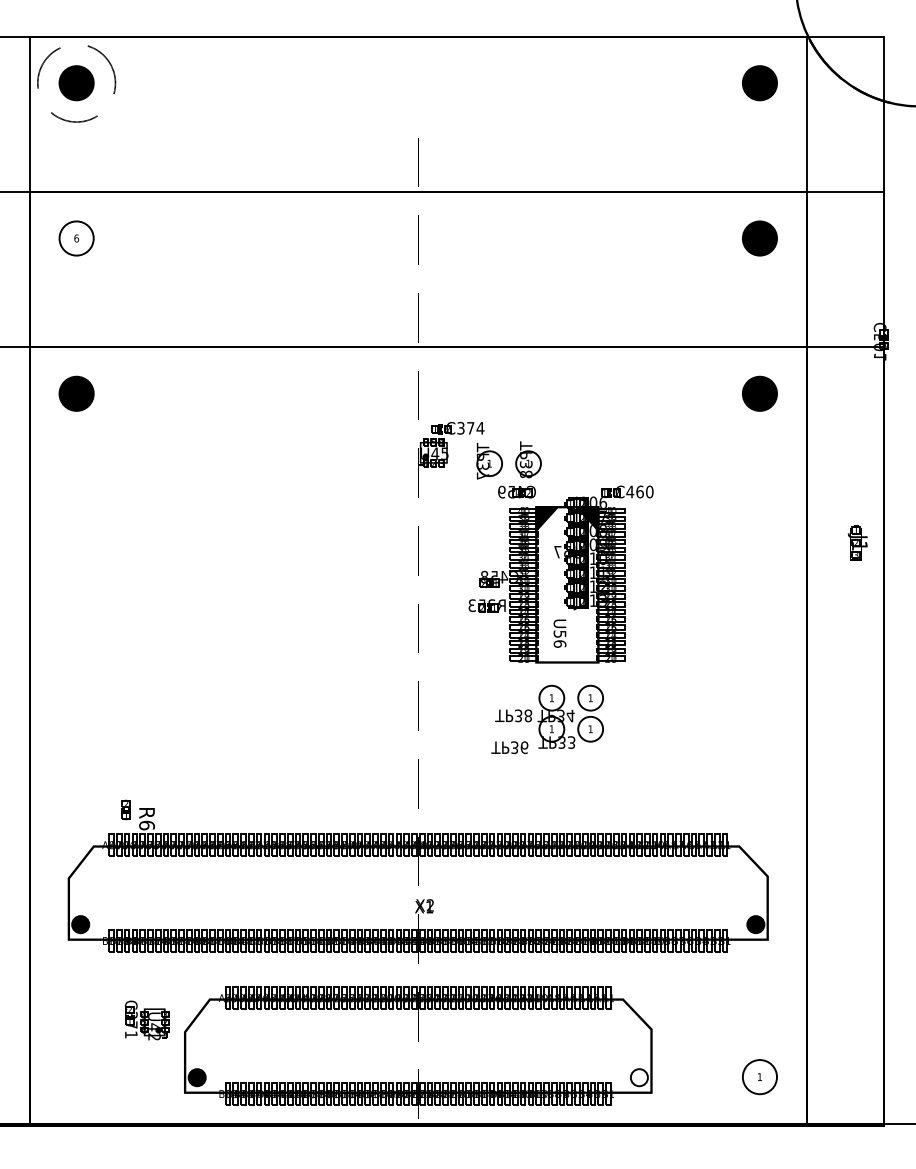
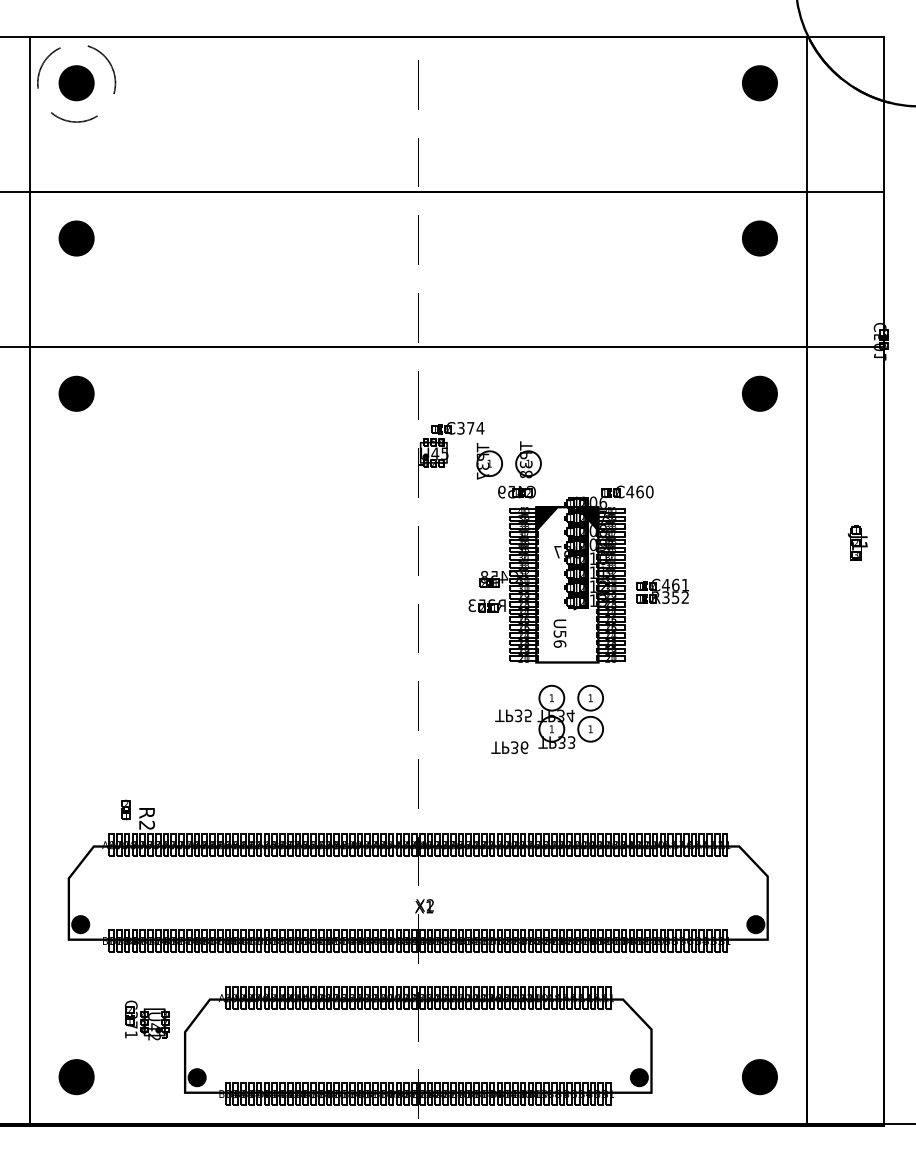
line: none -> present (418, 84)
fill: none -> present (76, 238)
part: none -> present (662, 590)
text: TP38 -> TP35 (528, 715)
text: R6 -> R2 (147, 825)
part: none -> present (76, 1077)
fill: none -> present (638, 1077)
fill: none -> present (759, 1077)
